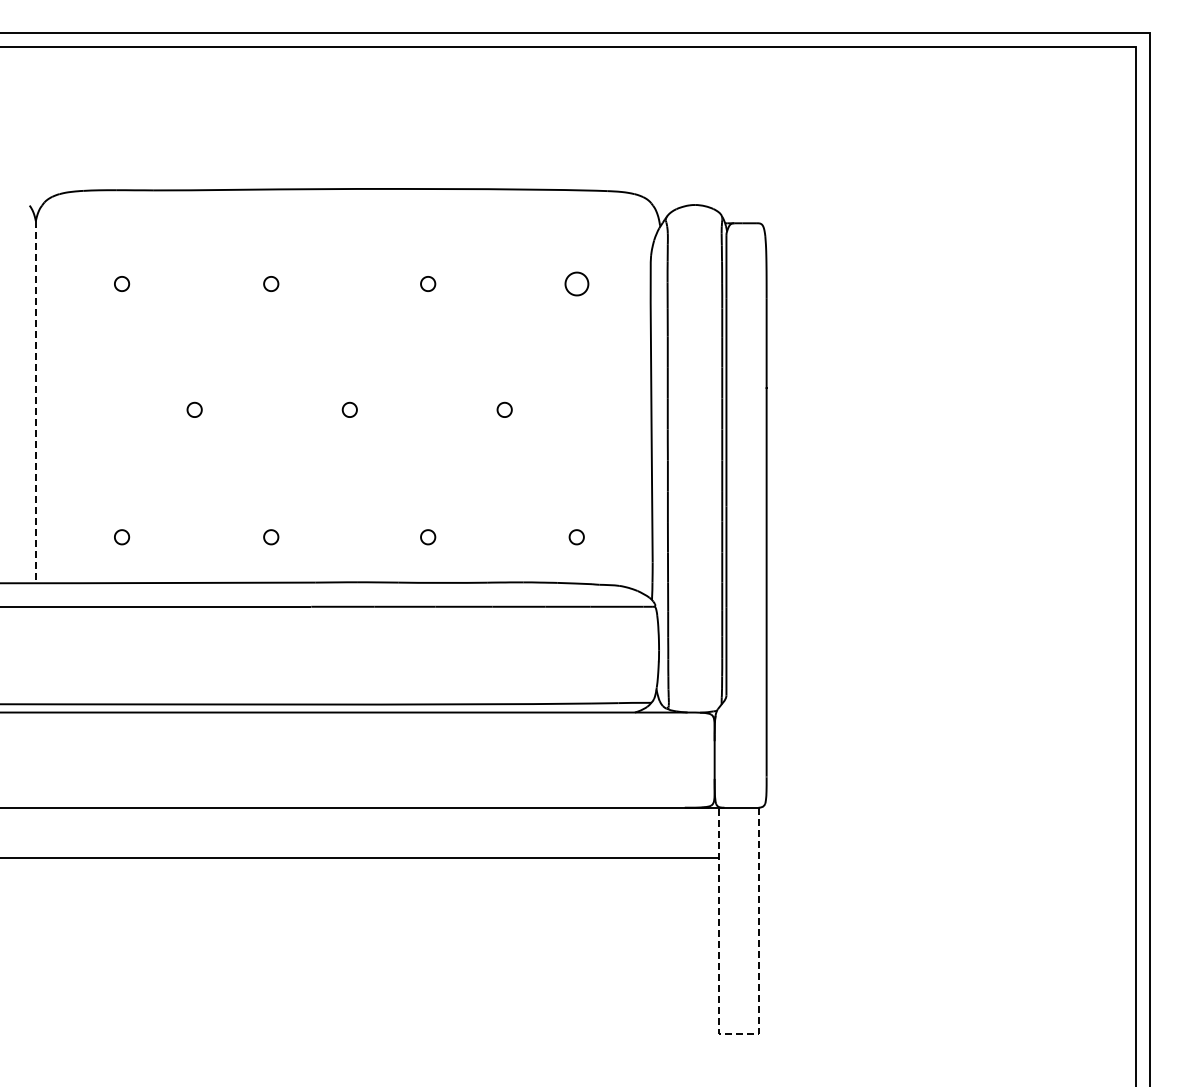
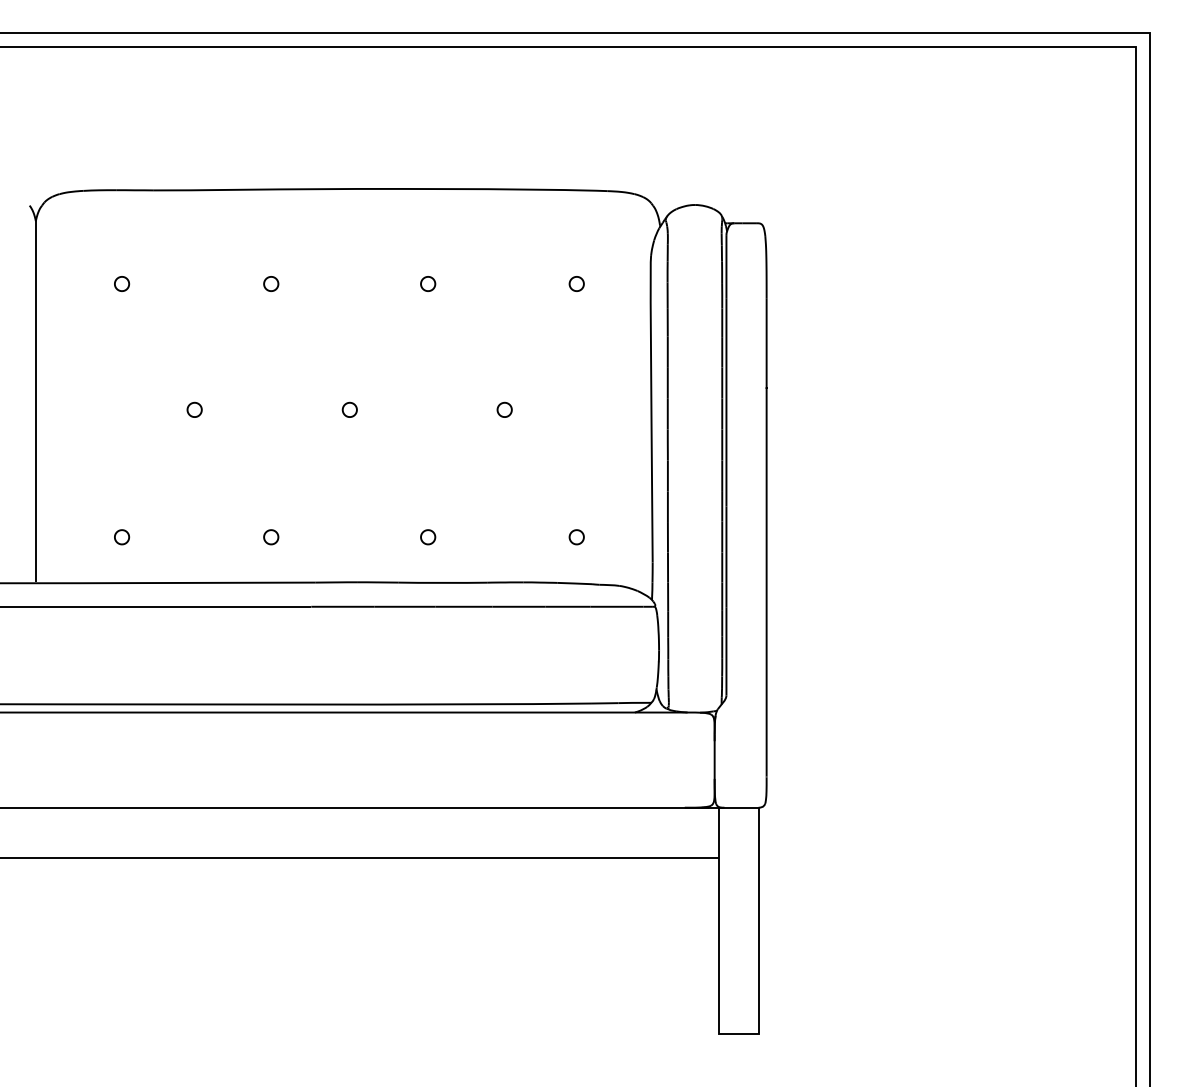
part size: 26x26 px -> 17x16 px (576, 283)
line: dashed -> solid (35, 401)
line: dashed -> solid (738, 1033)
